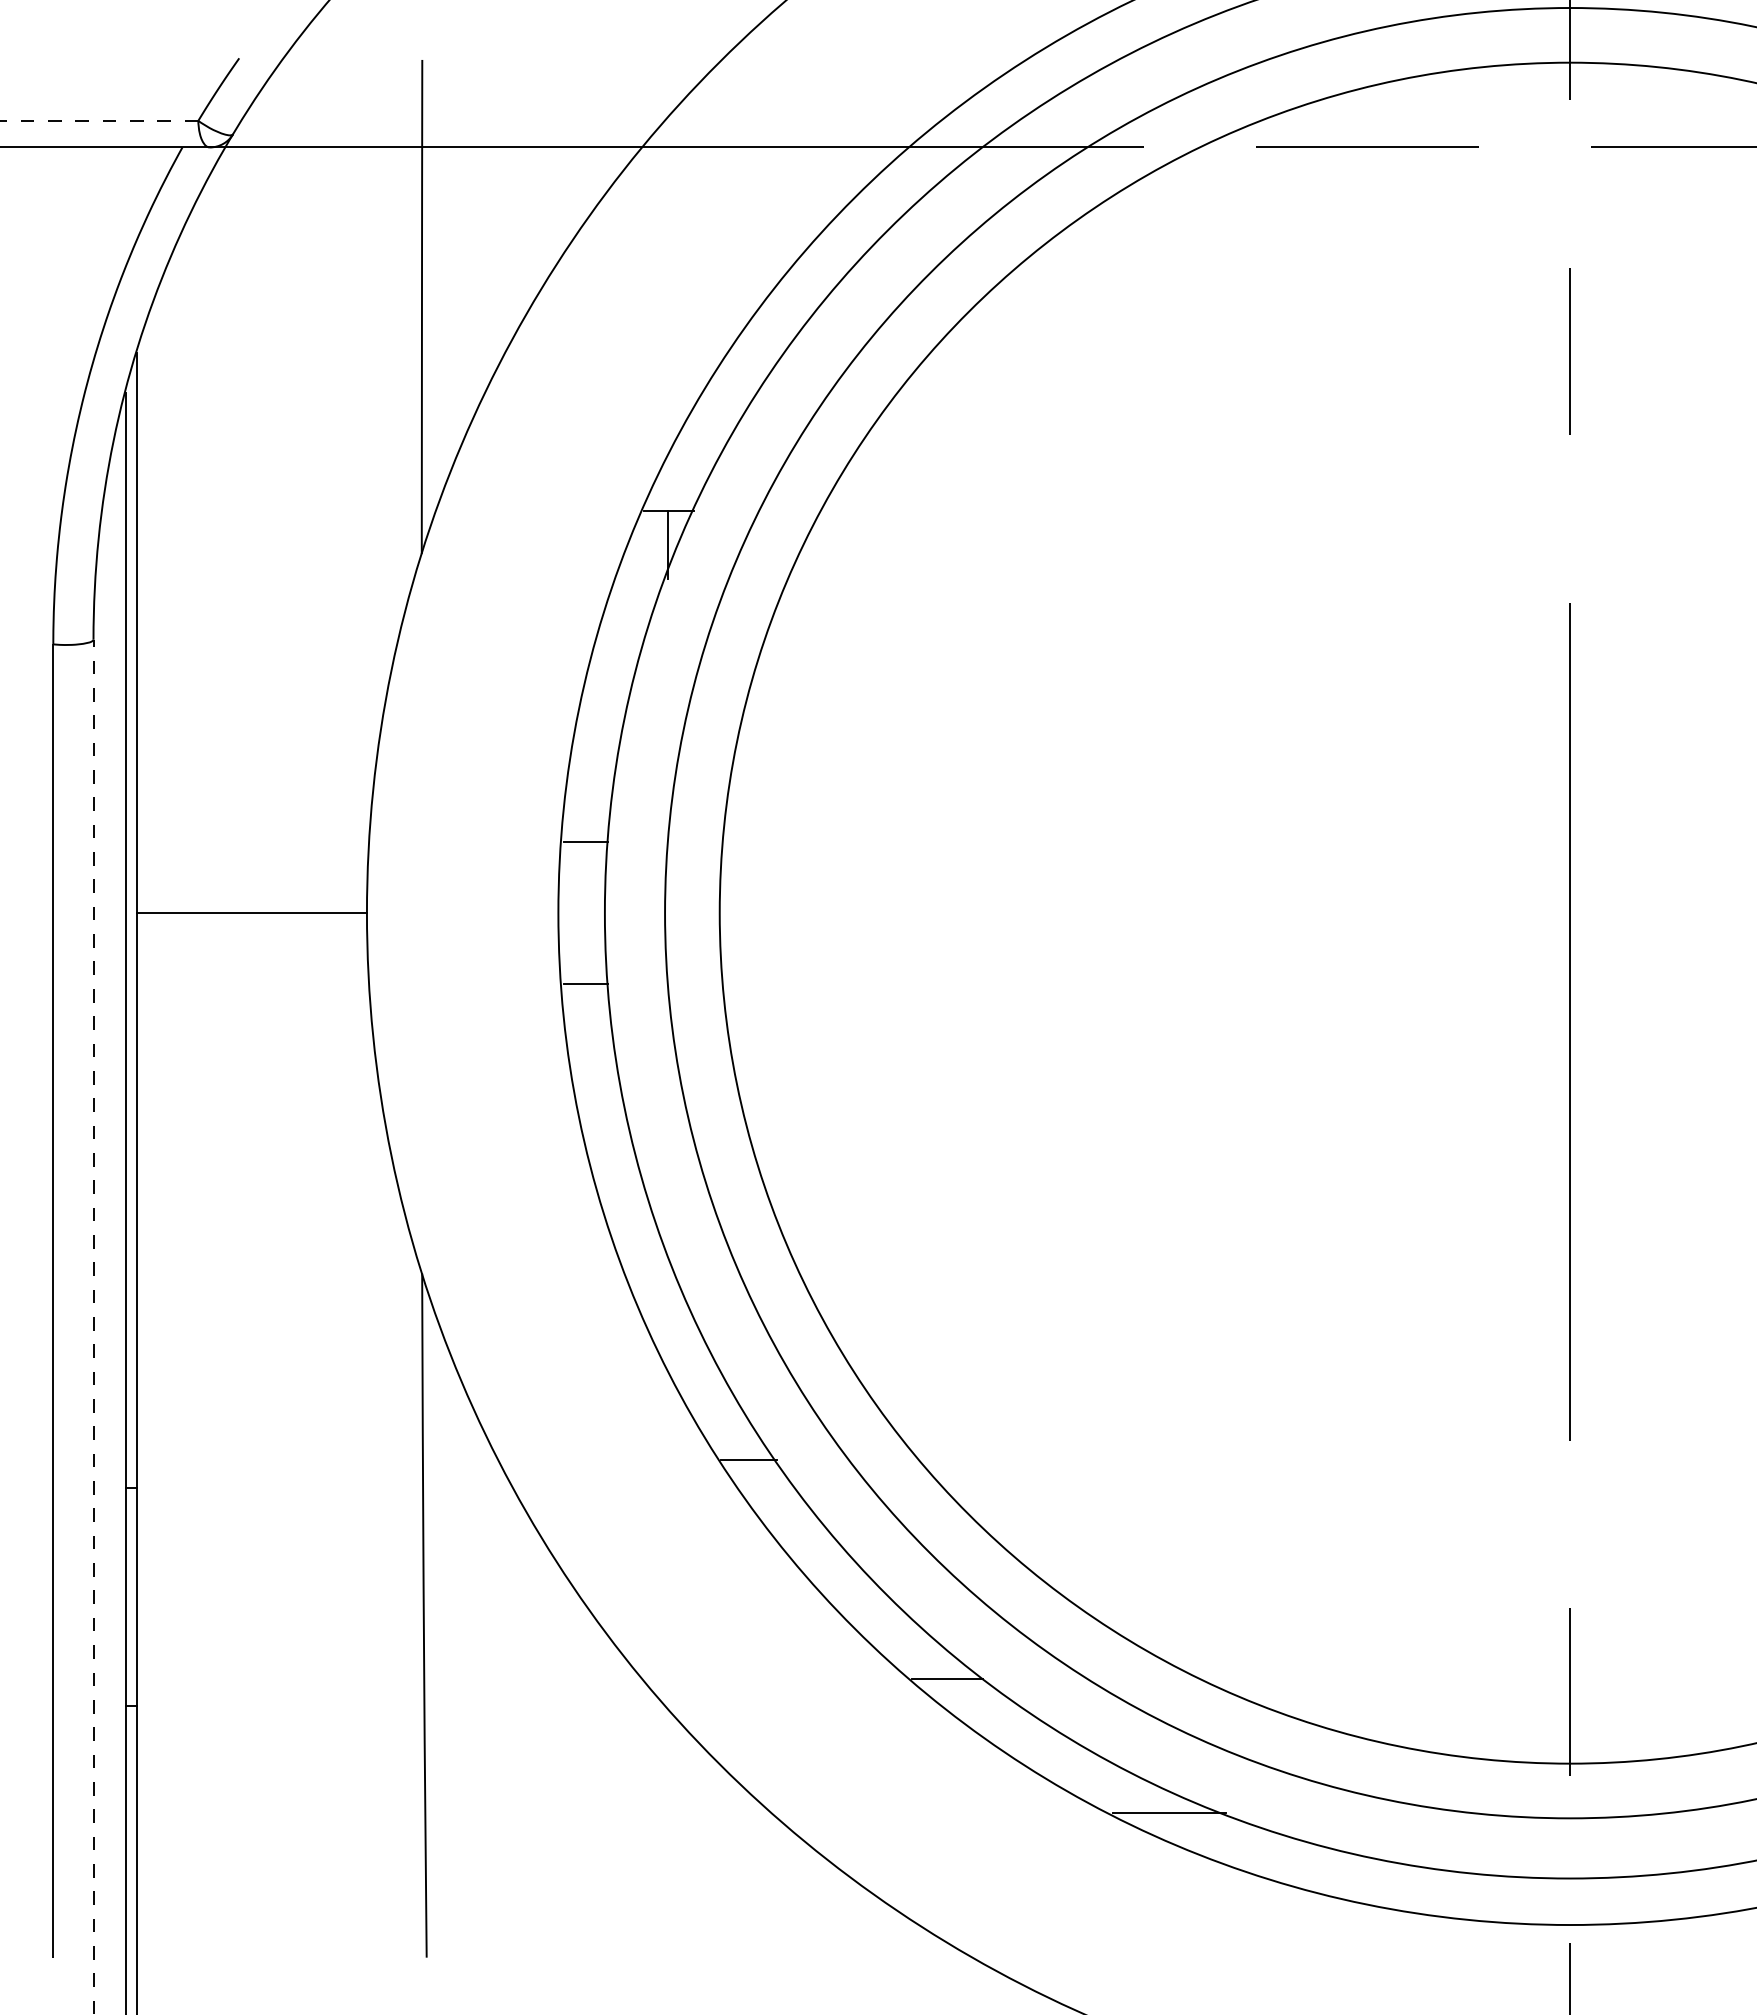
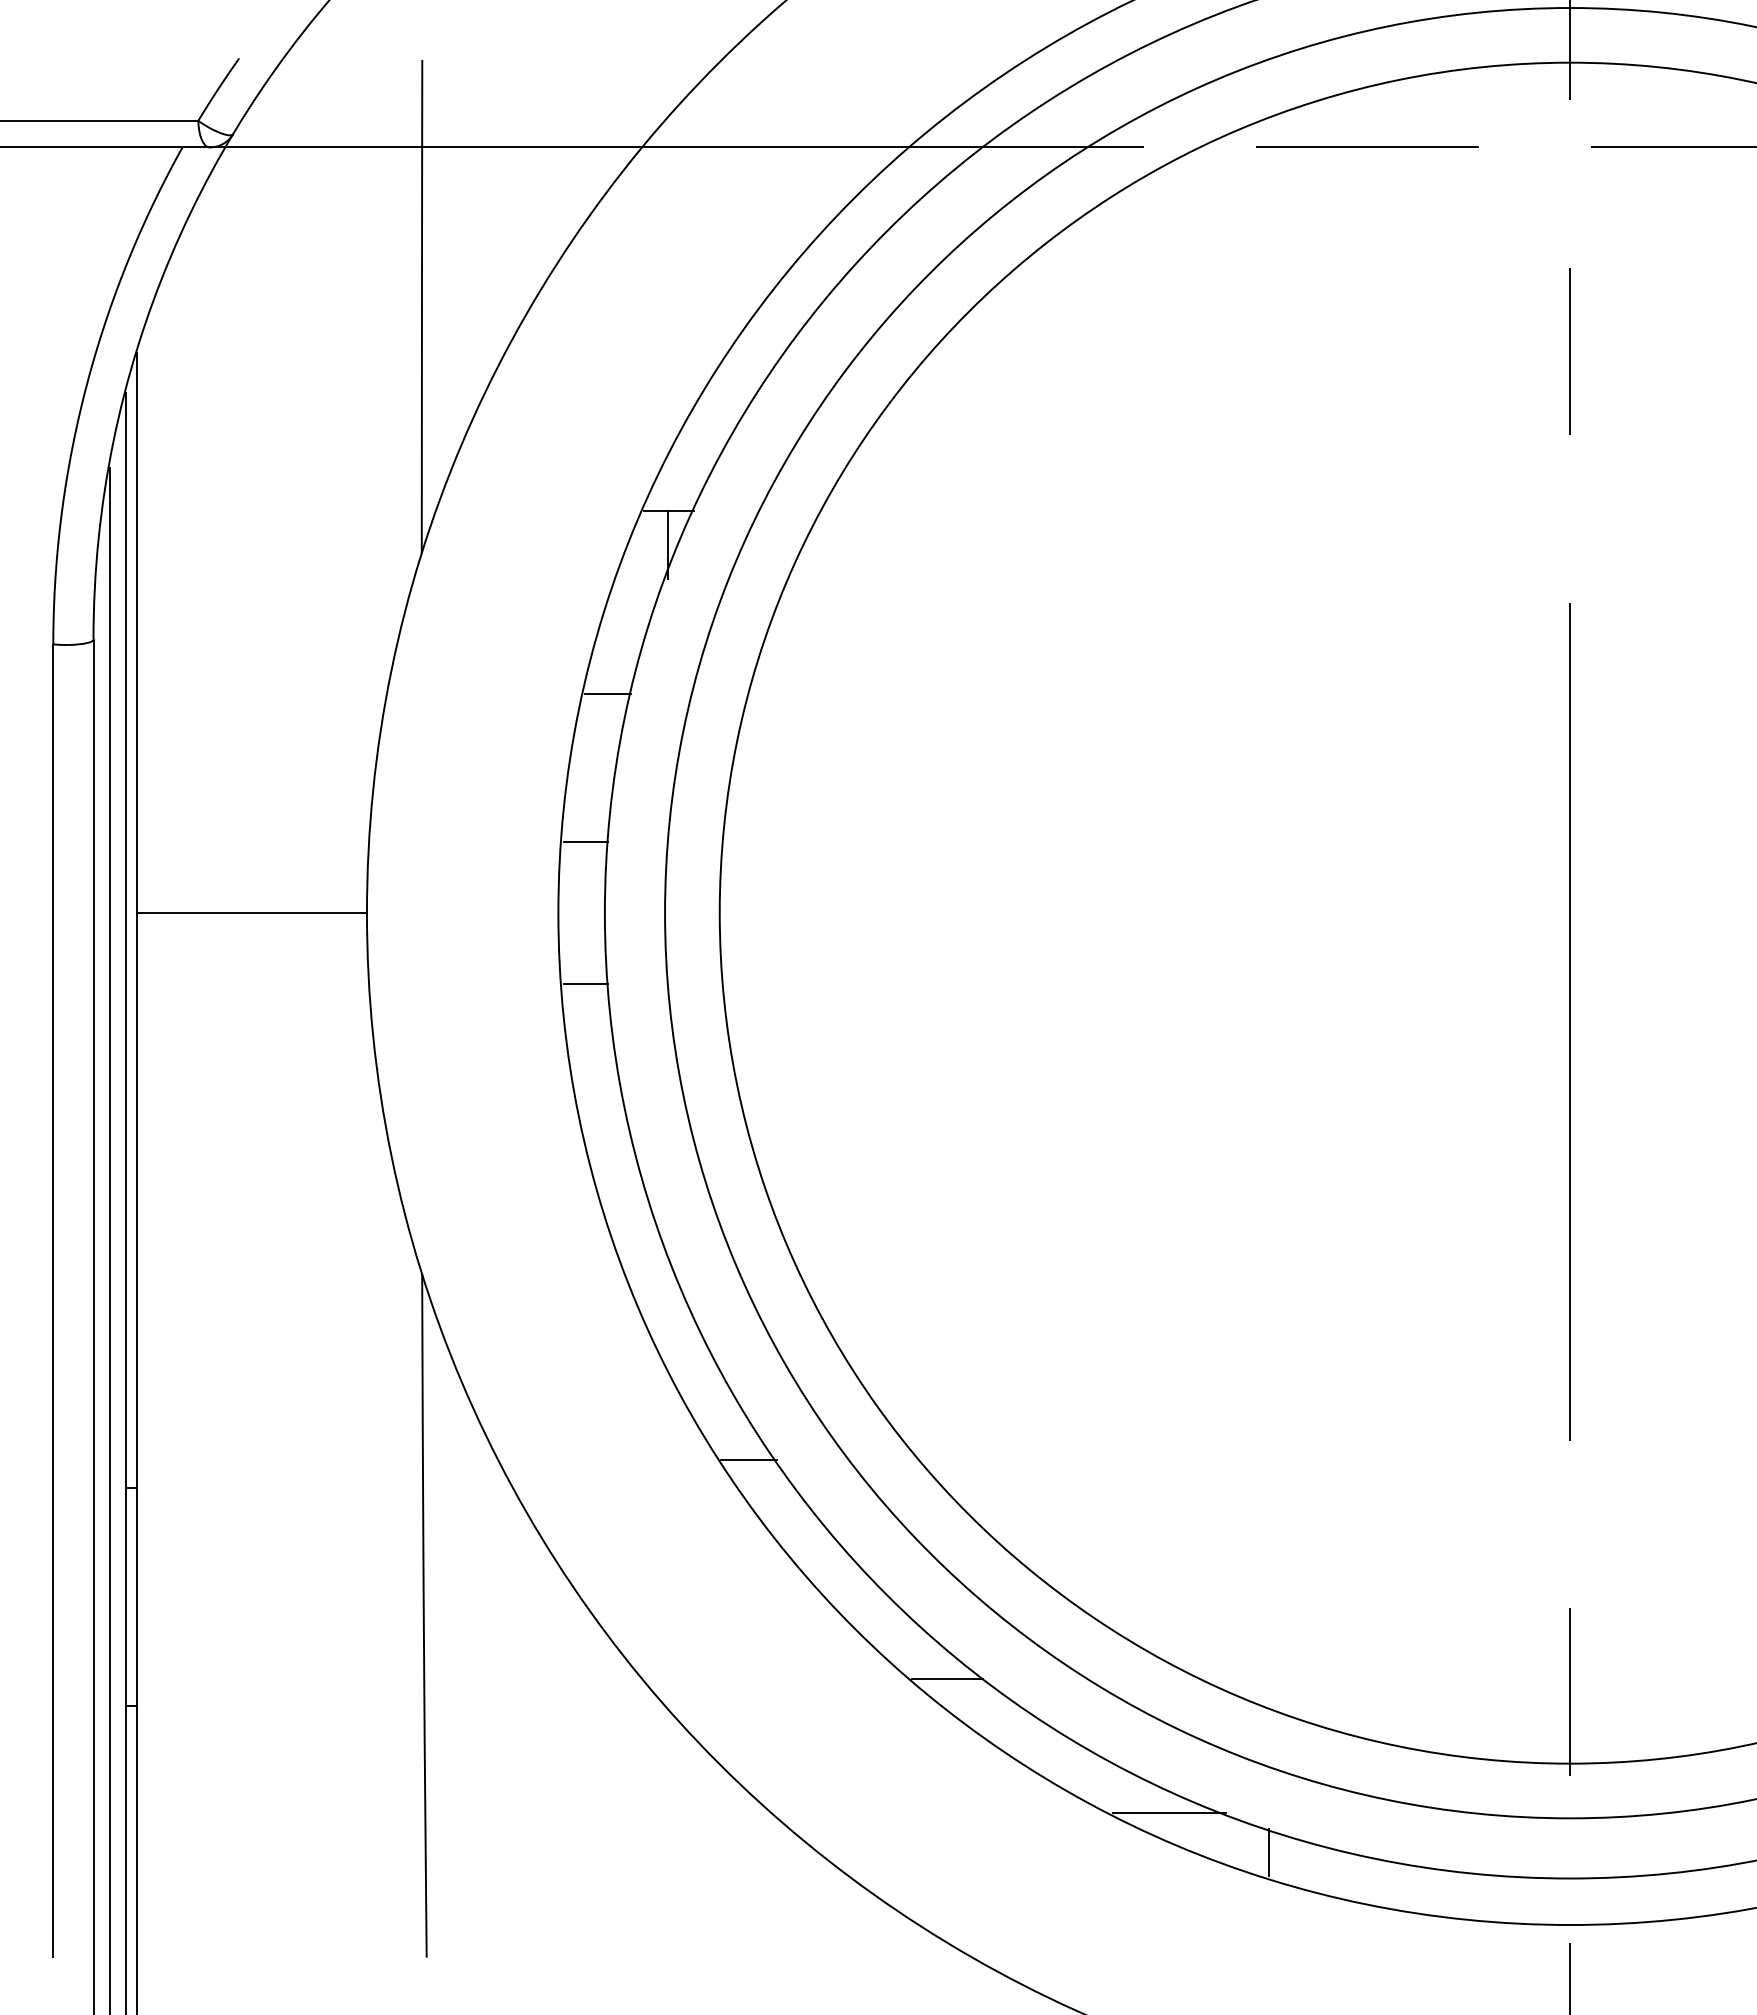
line: dashed -> solid (99, 120)
line: none -> present (608, 694)
line: none -> present (109, 1239)
line: dashed -> solid (93, 1326)
line: none -> present (1269, 1852)
